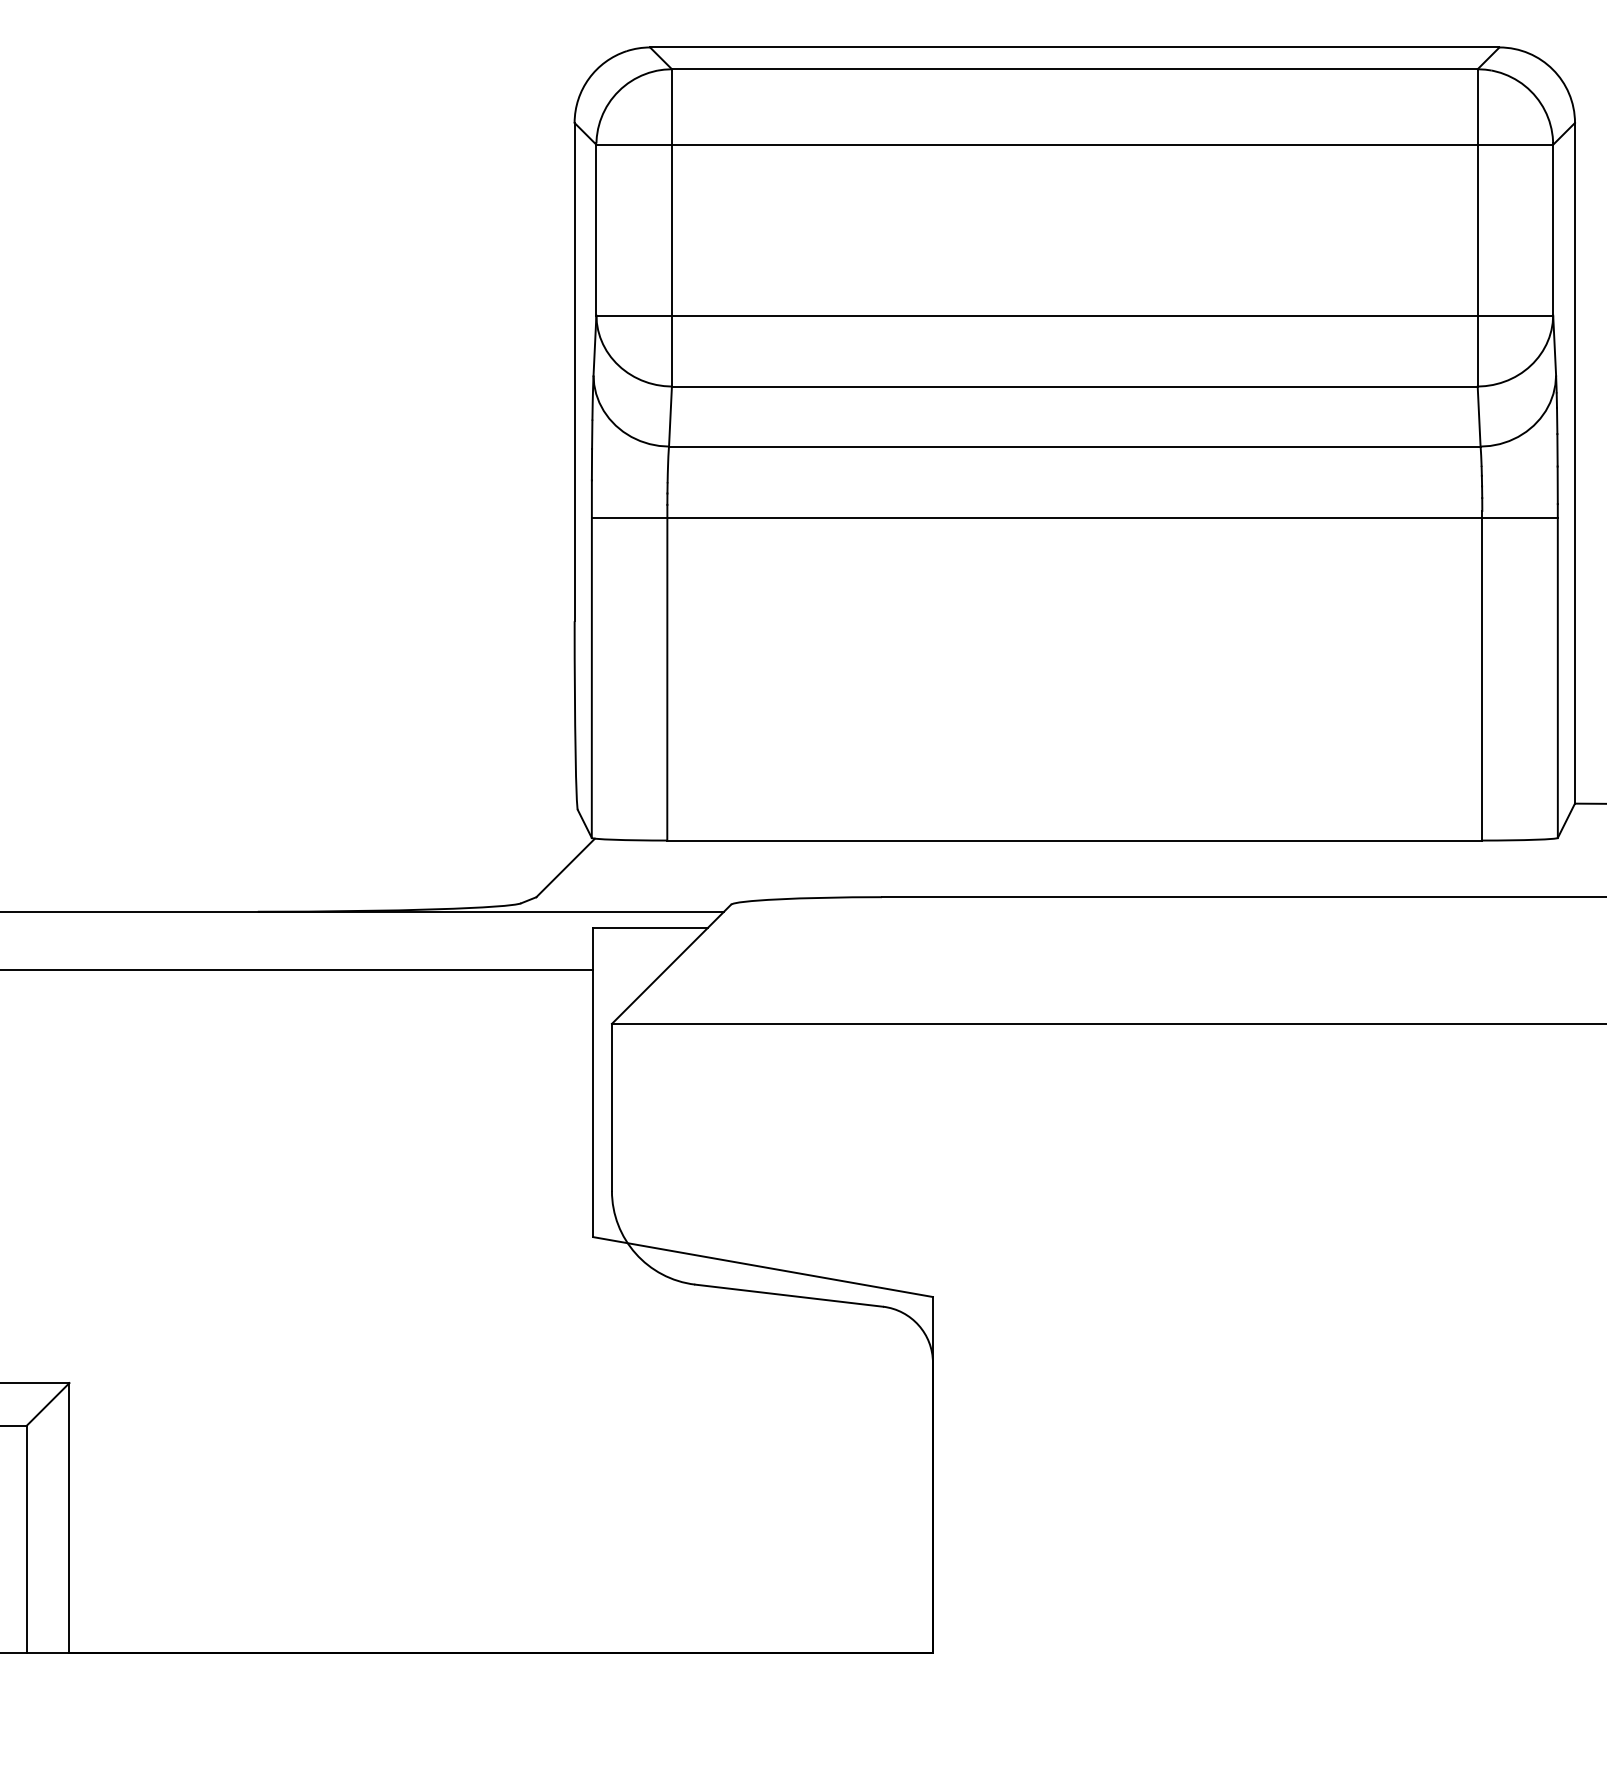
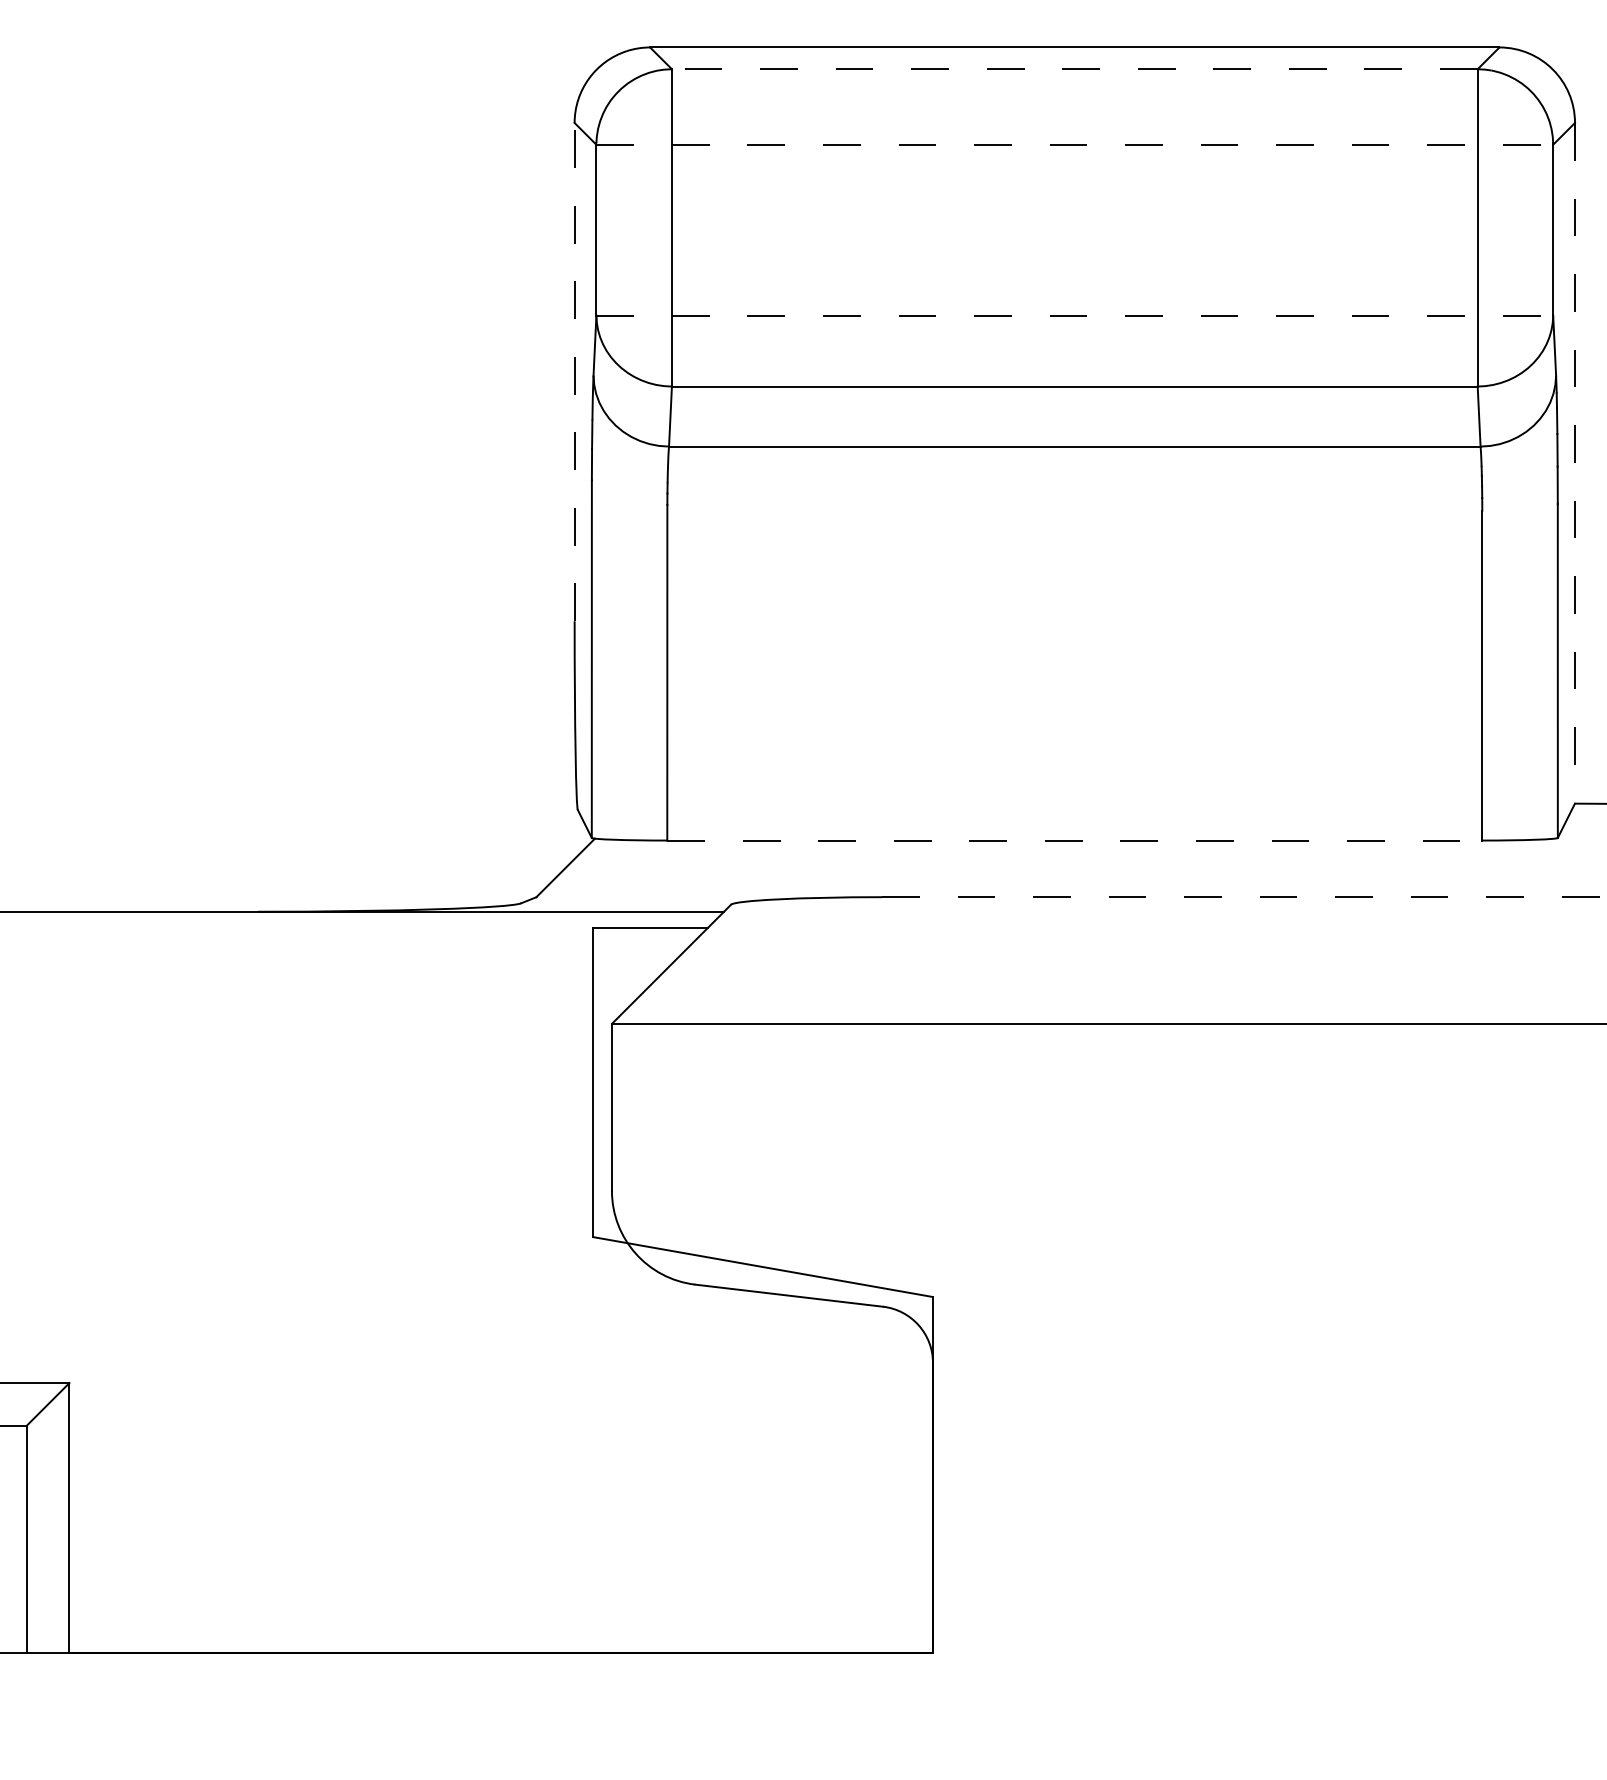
line: solid -> dashed (1074, 69)
line: solid -> dashed (1075, 144)
line: solid -> dashed (1075, 315)
line: solid -> dashed (574, 371)
line: solid -> dashed (1574, 463)
line: present -> none (1074, 517)
line: solid -> dashed (1074, 840)
line: solid -> dashed (1244, 897)
line: present -> none (297, 970)
